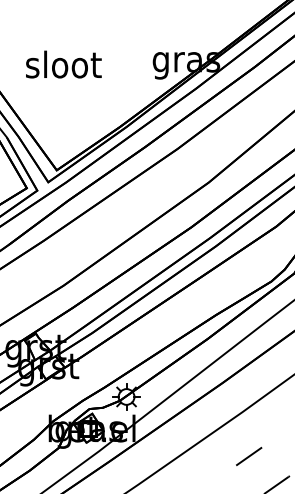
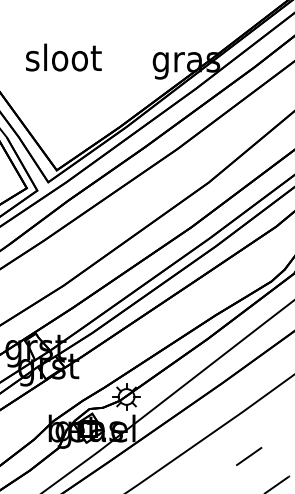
text position: (63, 64) -> (63, 57) (63, 57)
